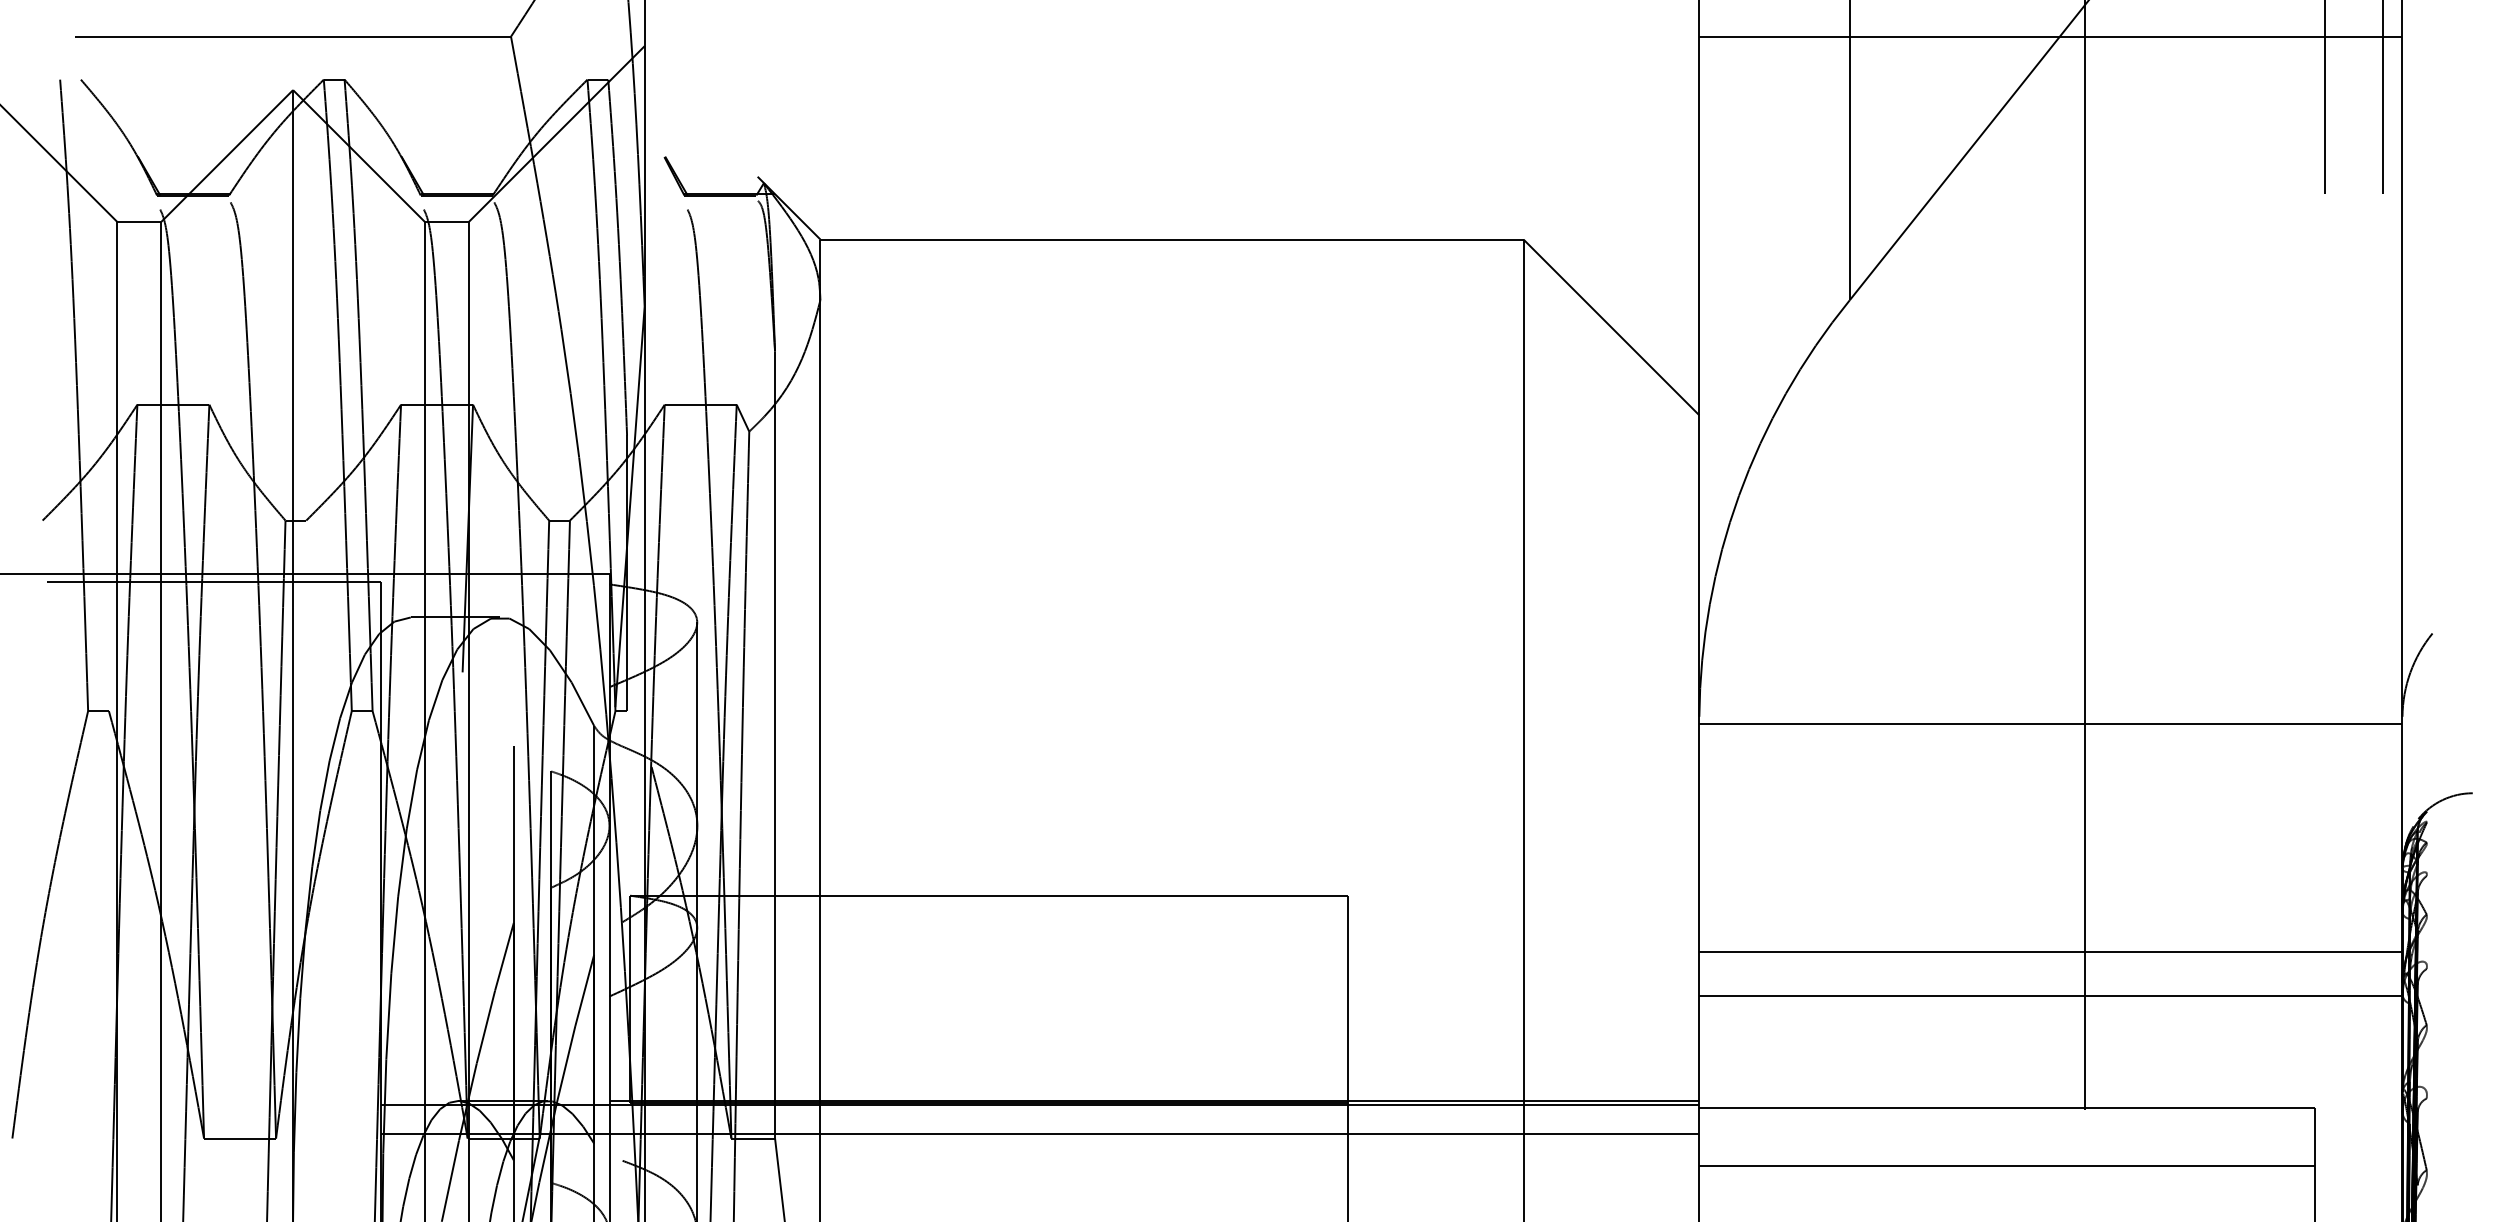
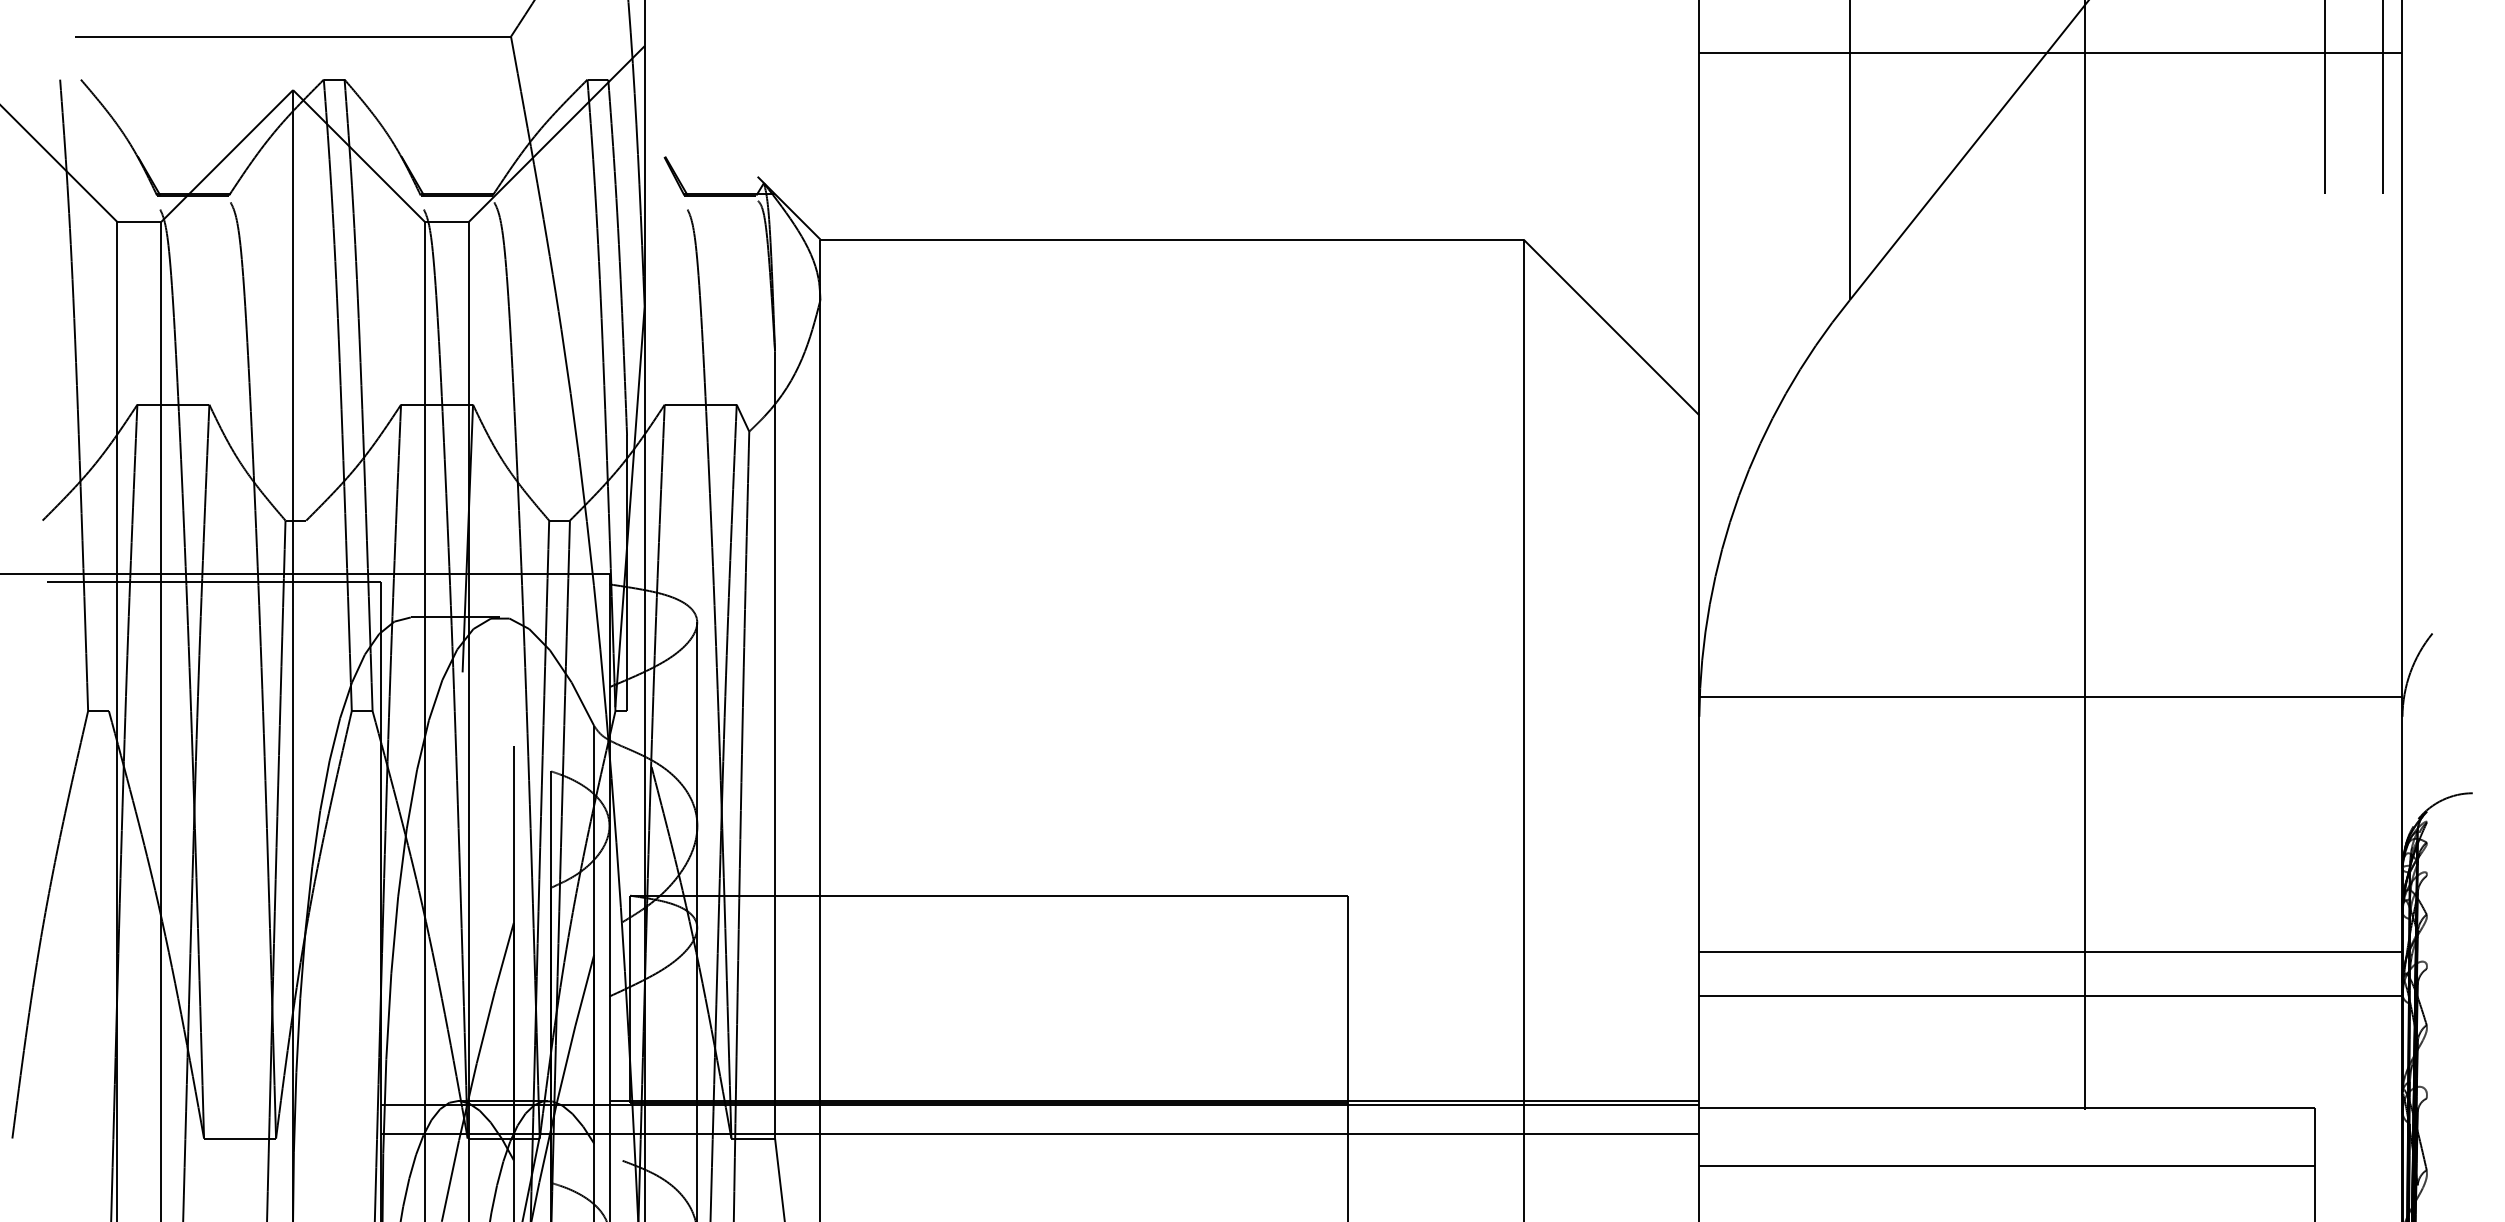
line position: (2050, 36) -> (2050, 52) (2050, 52)
line position: (2050, 724) -> (2050, 697) (2050, 697)
